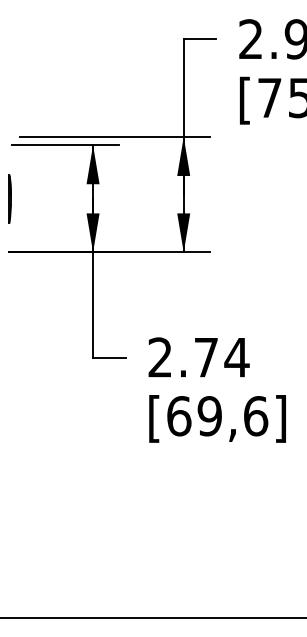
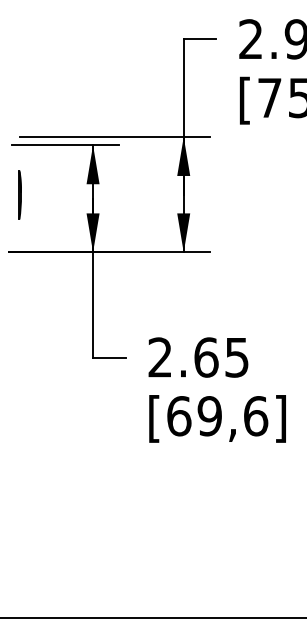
line position: (9, 198) -> (19, 194) (19, 194)
text: 2.74 -> 2.65 (221, 357)
